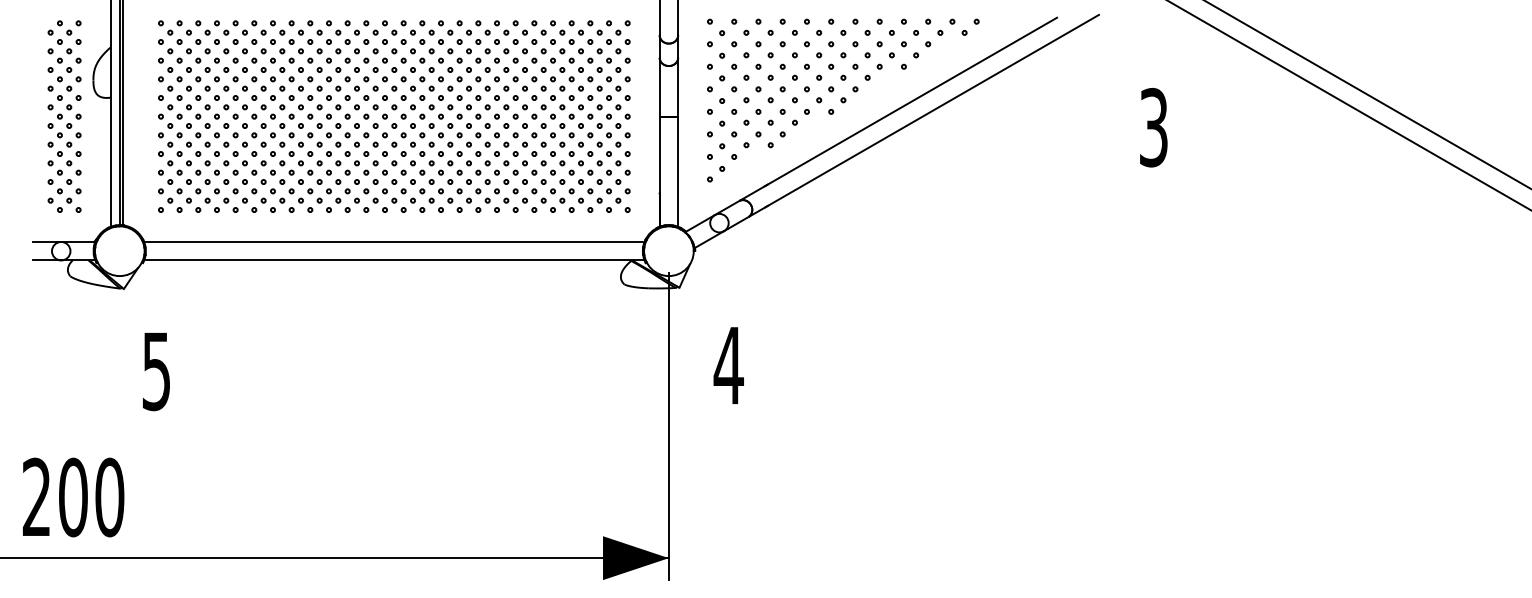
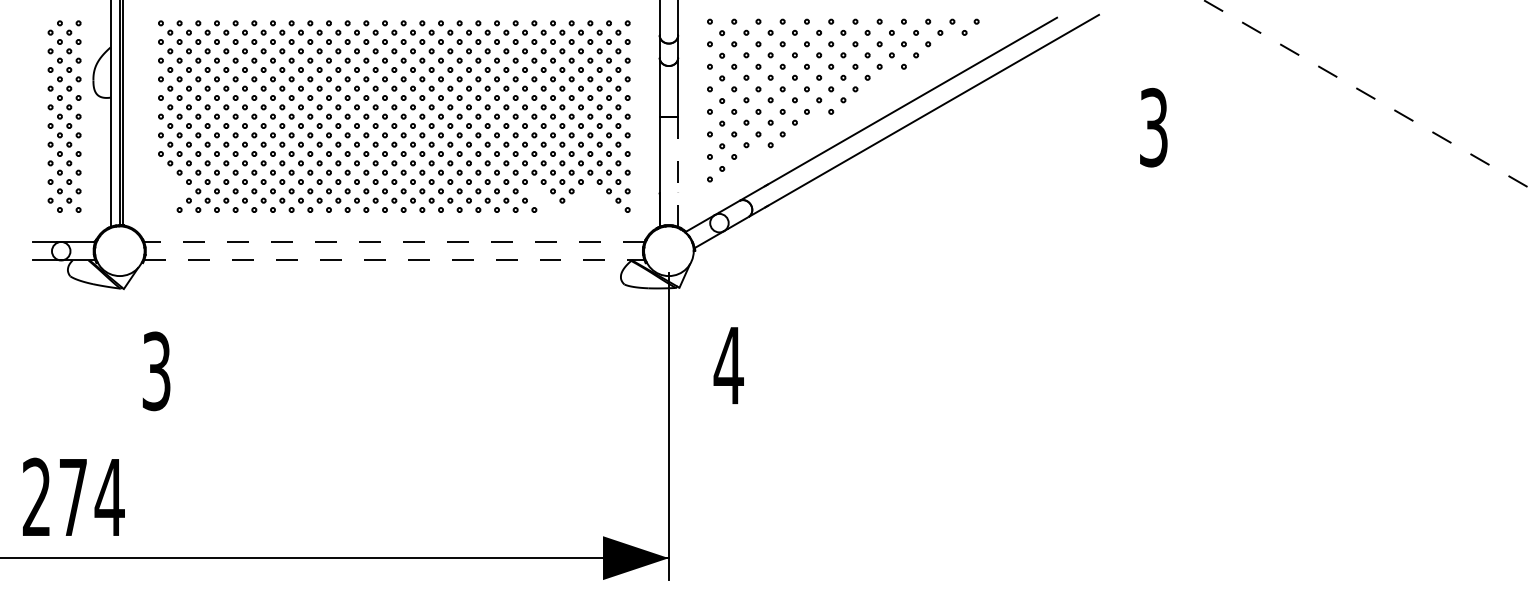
line: solid -> dashed (1367, 94)
line: present -> none (1349, 105)
line: solid -> dashed (678, 171)
part: present -> none (170, 190)
part: present -> none (543, 200)
part: present -> none (589, 200)
line: solid -> dashed (393, 241)
line: solid -> dashed (394, 260)
text: 5 -> 3 (156, 370)
text: 200 -> 274 (91, 497)
